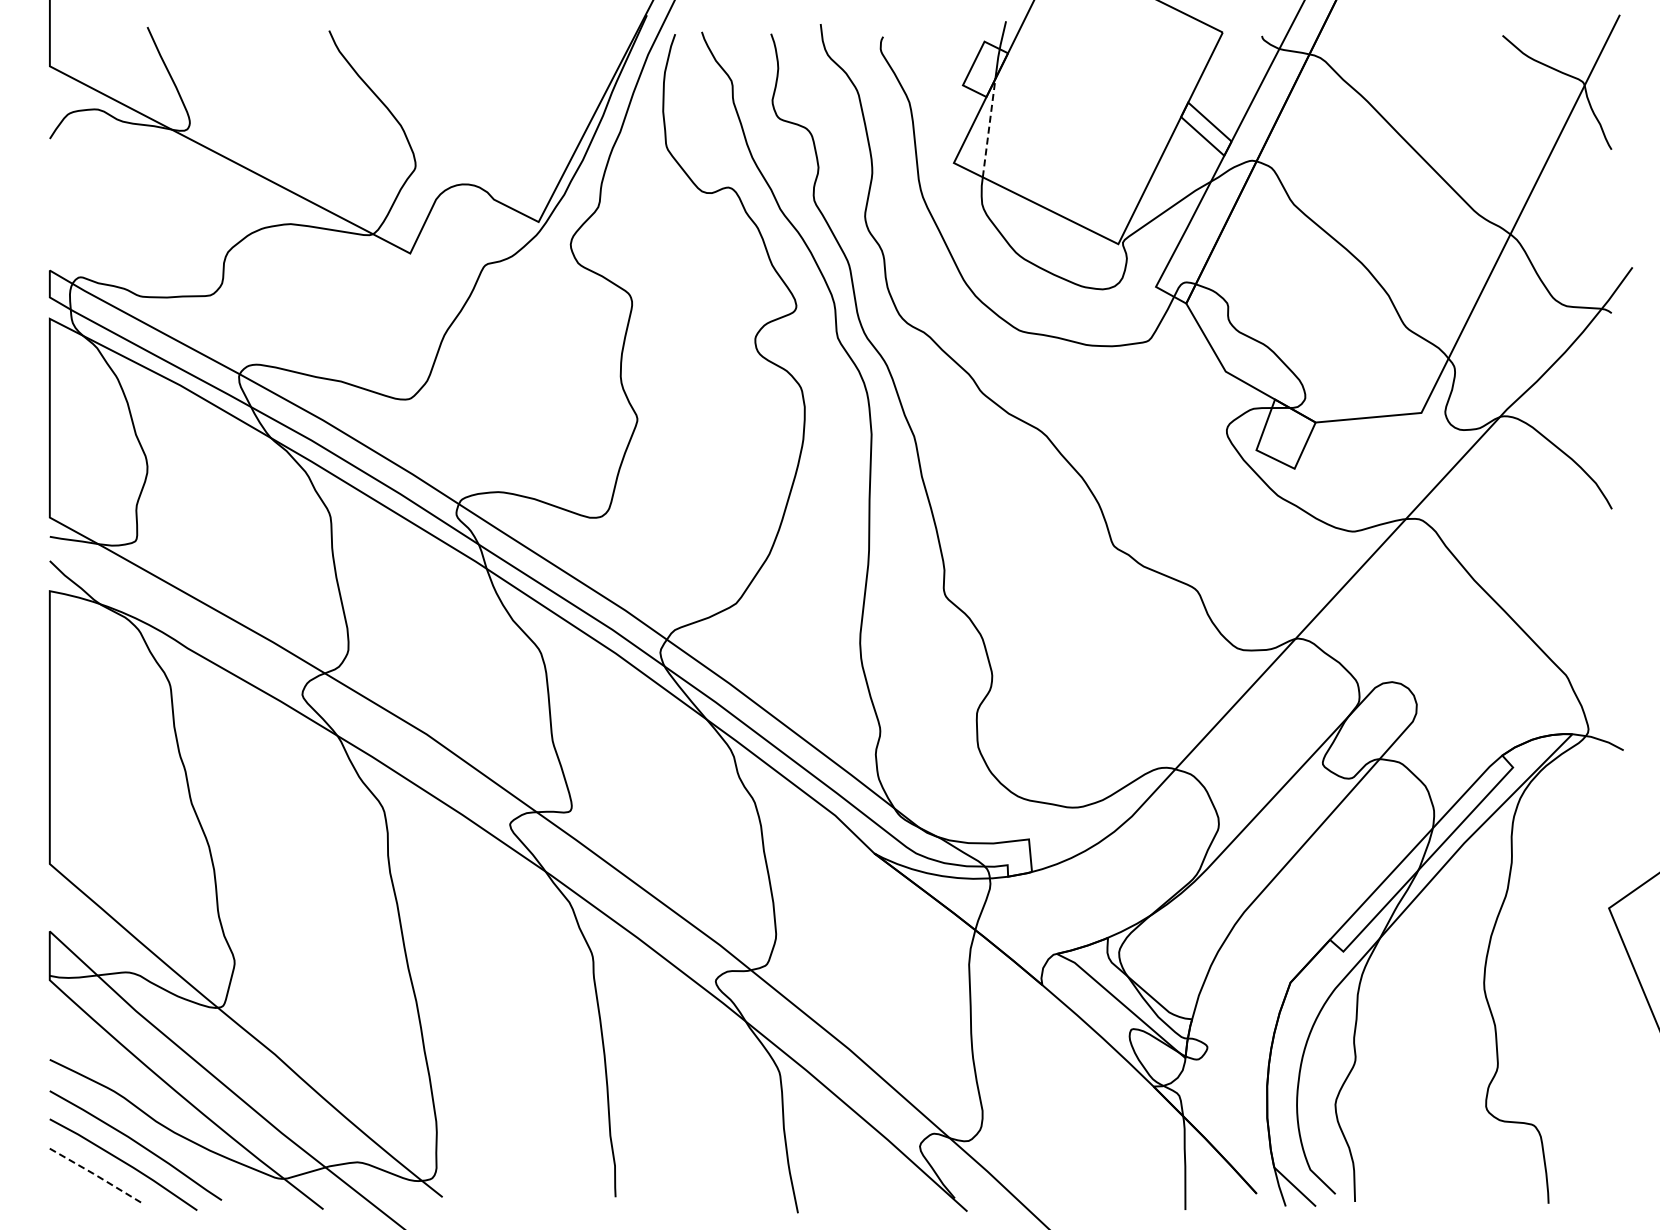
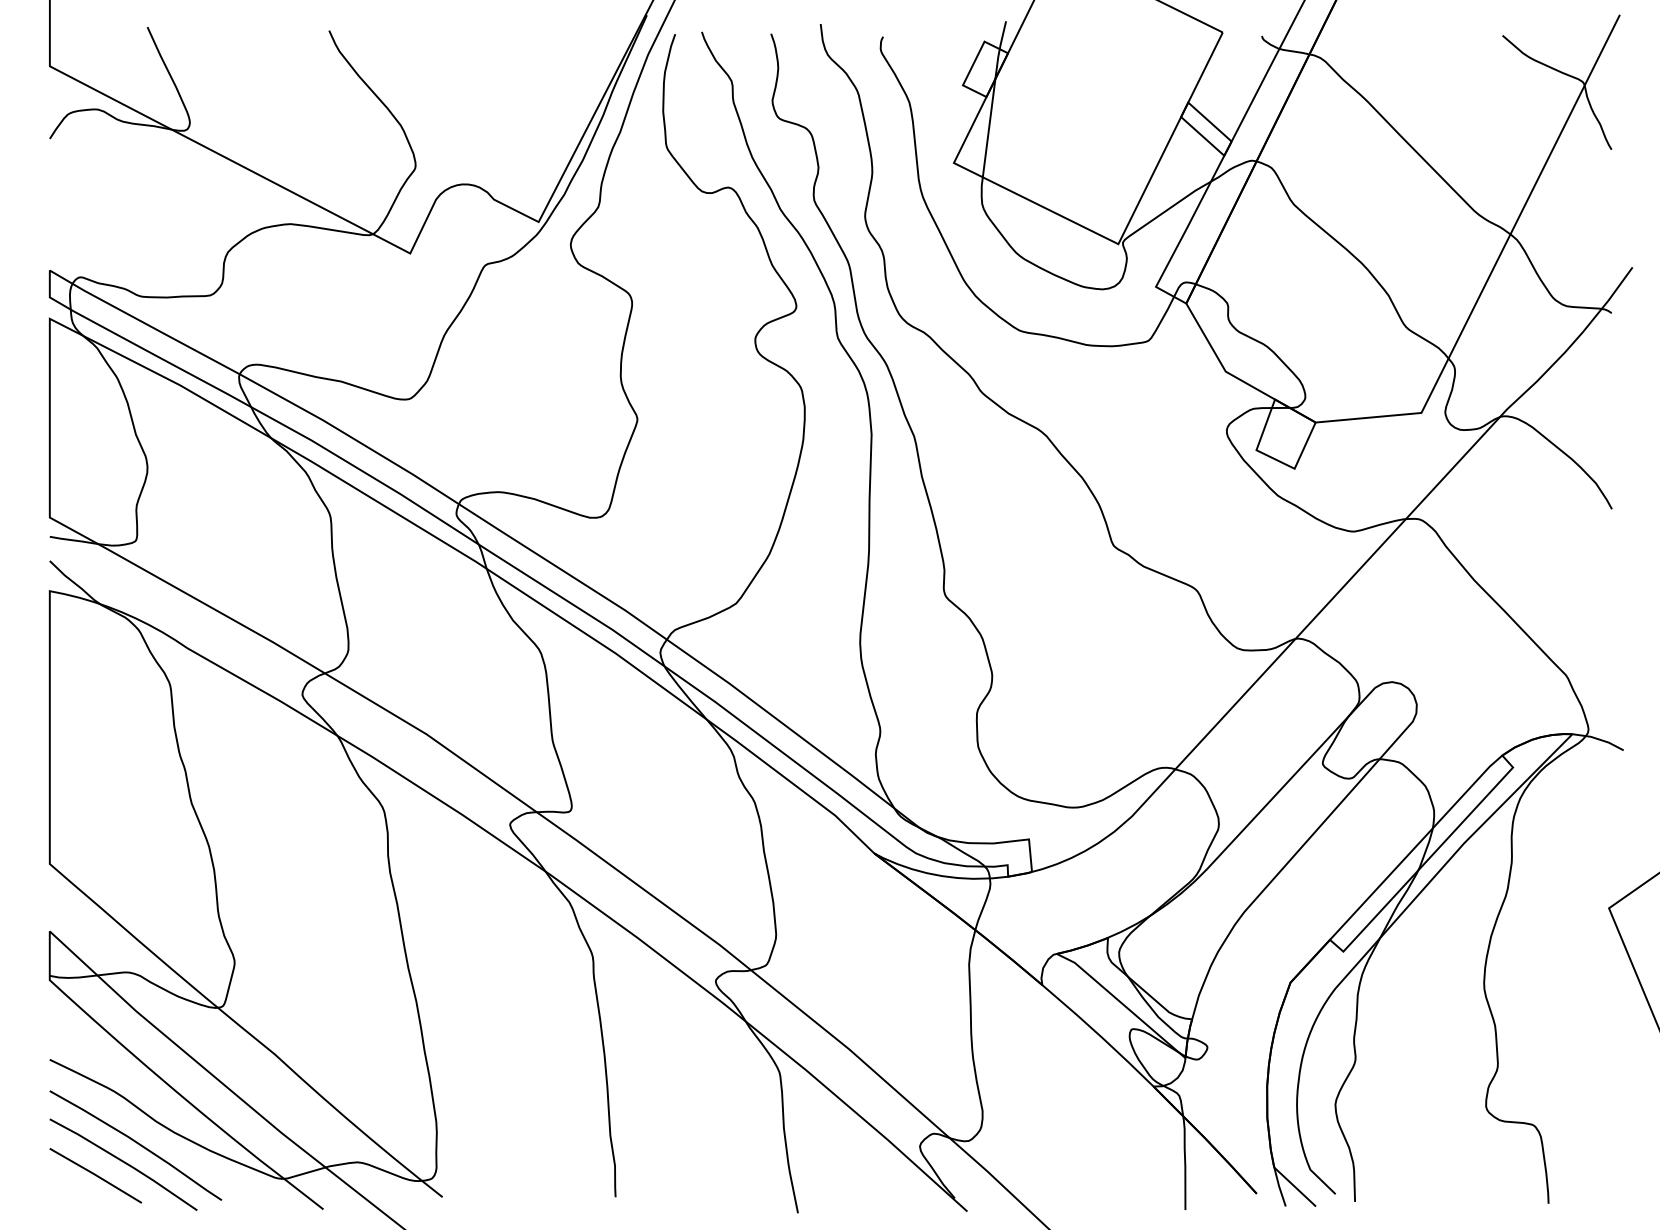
line: dashed -> solid (989, 128)
line: dashed -> solid (96, 1175)
